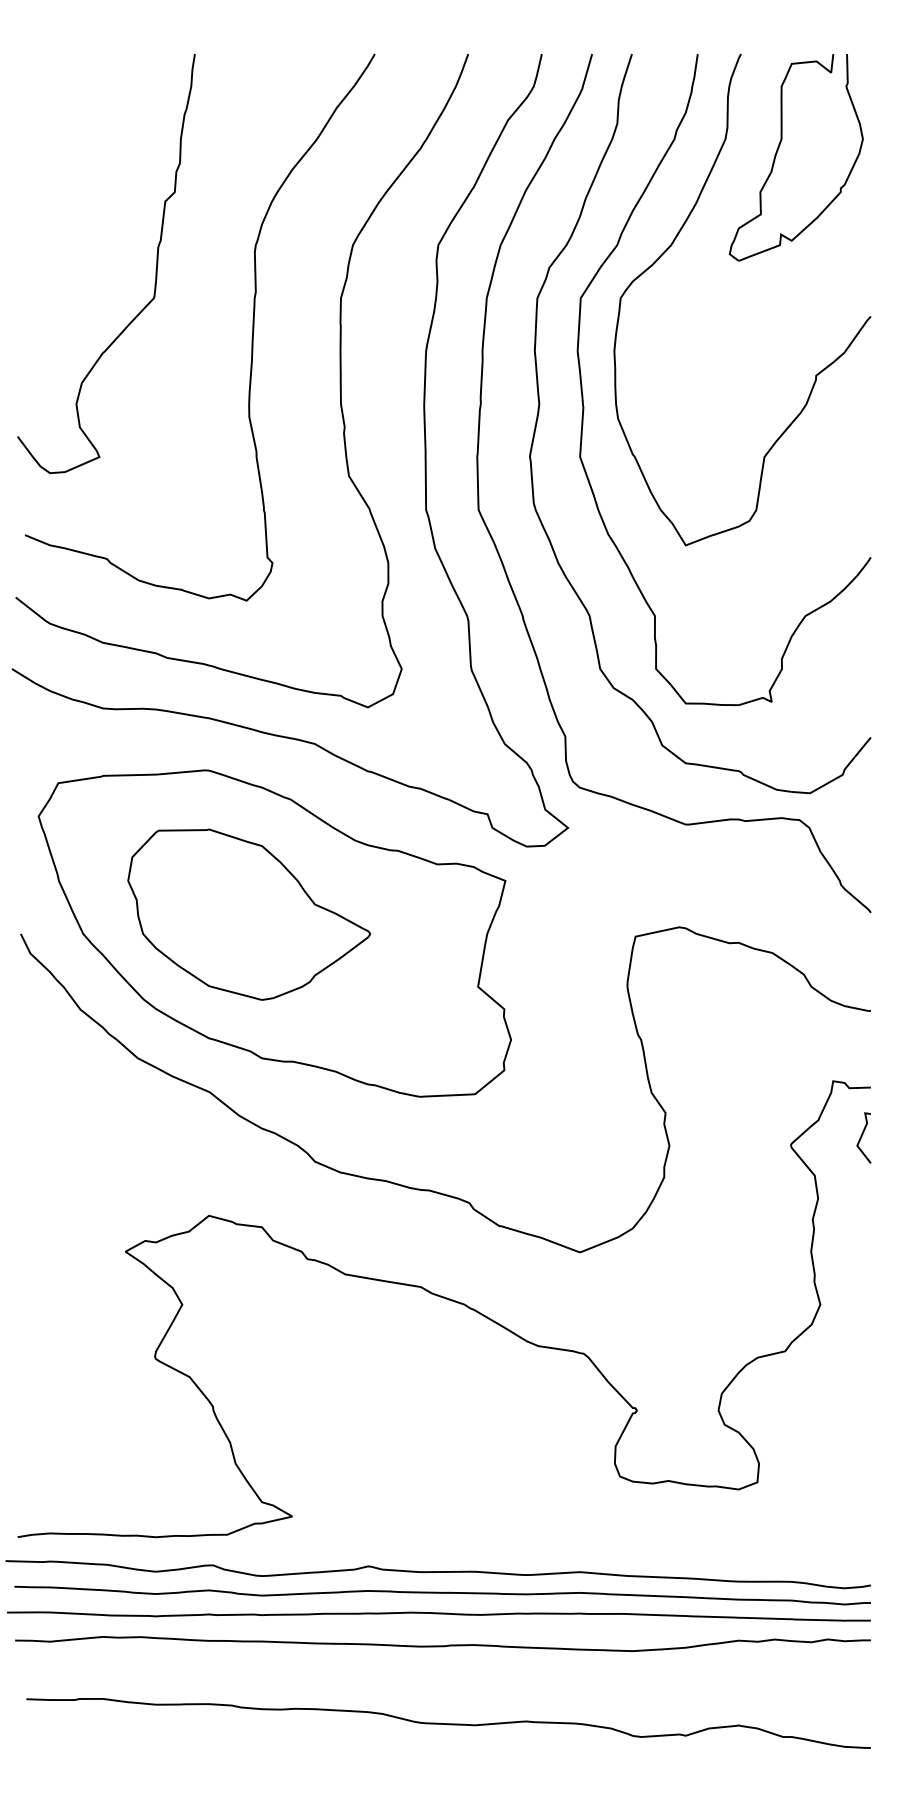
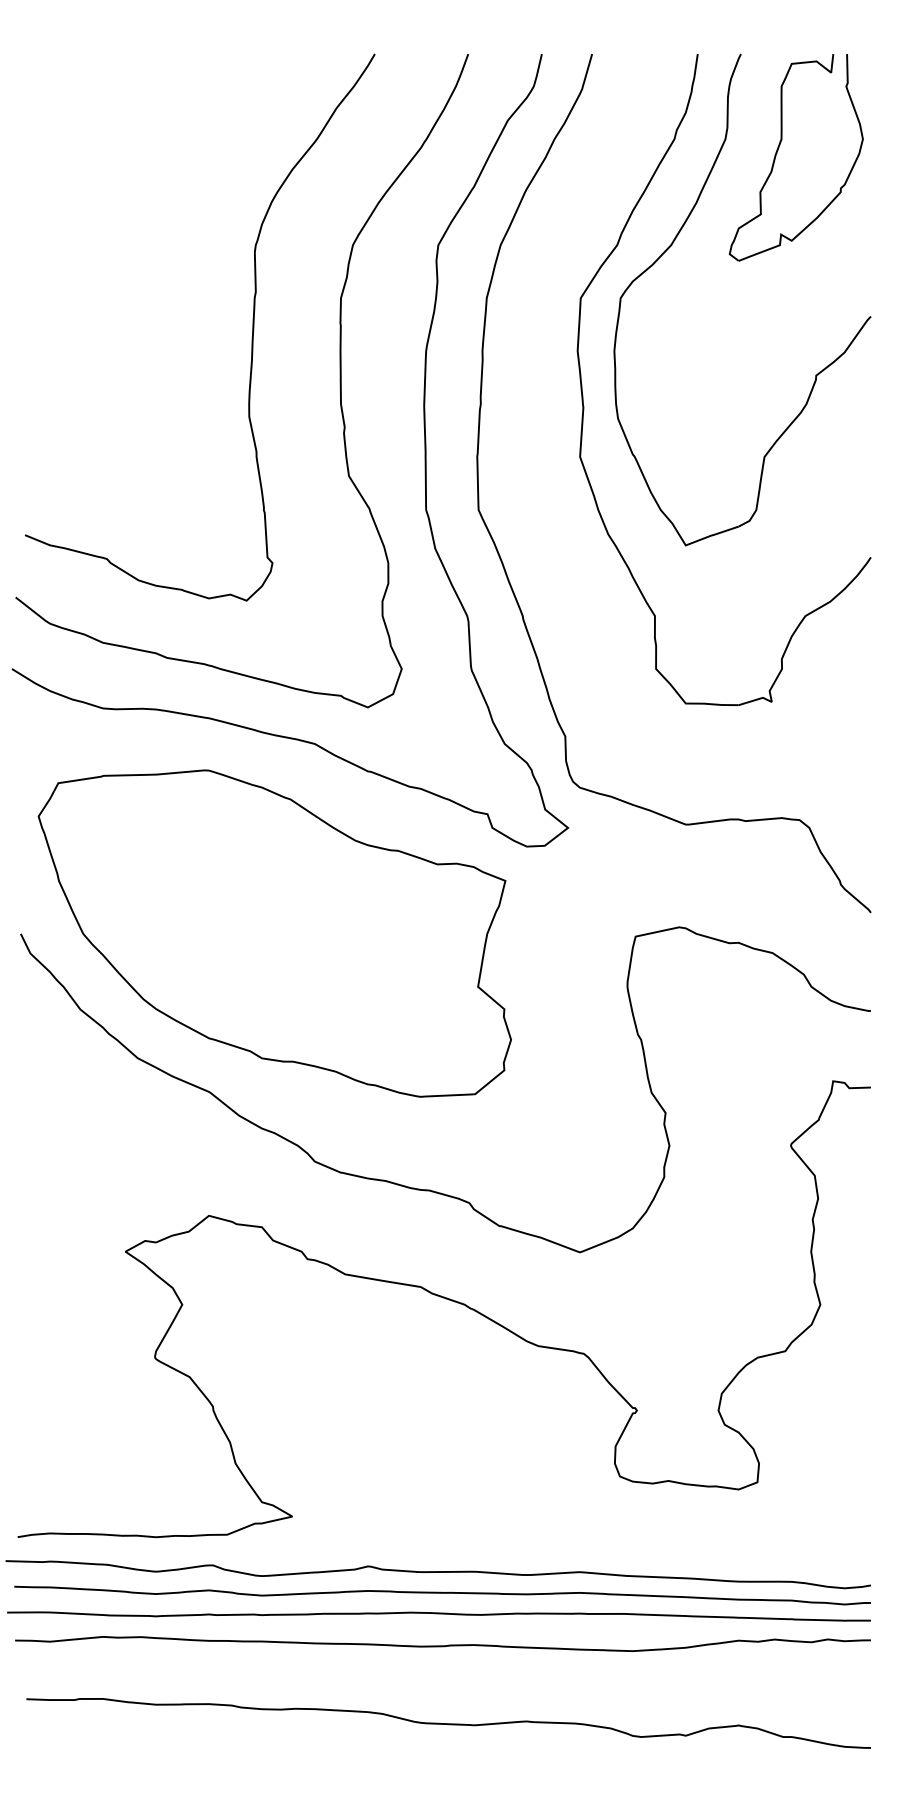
curve: present -> none (155, 269)
part: present -> none (540, 404)
part: present -> none (248, 914)
line: present -> none (862, 1136)
